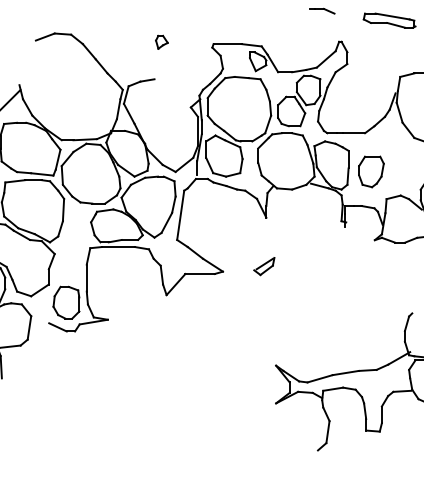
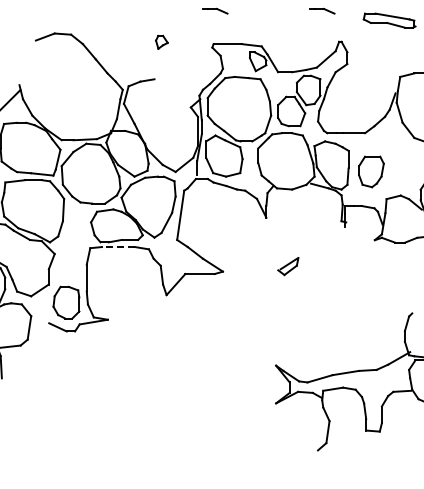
part: none -> present (215, 10)
line: solid -> dashed (117, 247)
part position: (264, 266) -> (288, 266) (288, 266)
